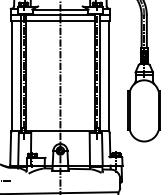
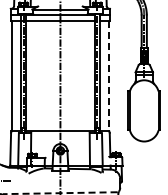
line: solid -> dashed (108, 76)
line: solid -> dashed (59, 193)
